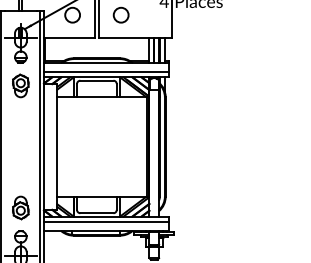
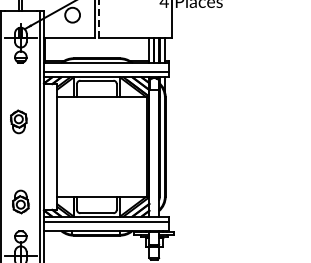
circle: present -> none (120, 14)
line: solid -> dashed (99, 19)
part position: (20, 85) -> (18, 121) (18, 121)
part position: (20, 207) -> (20, 201) (20, 201)
